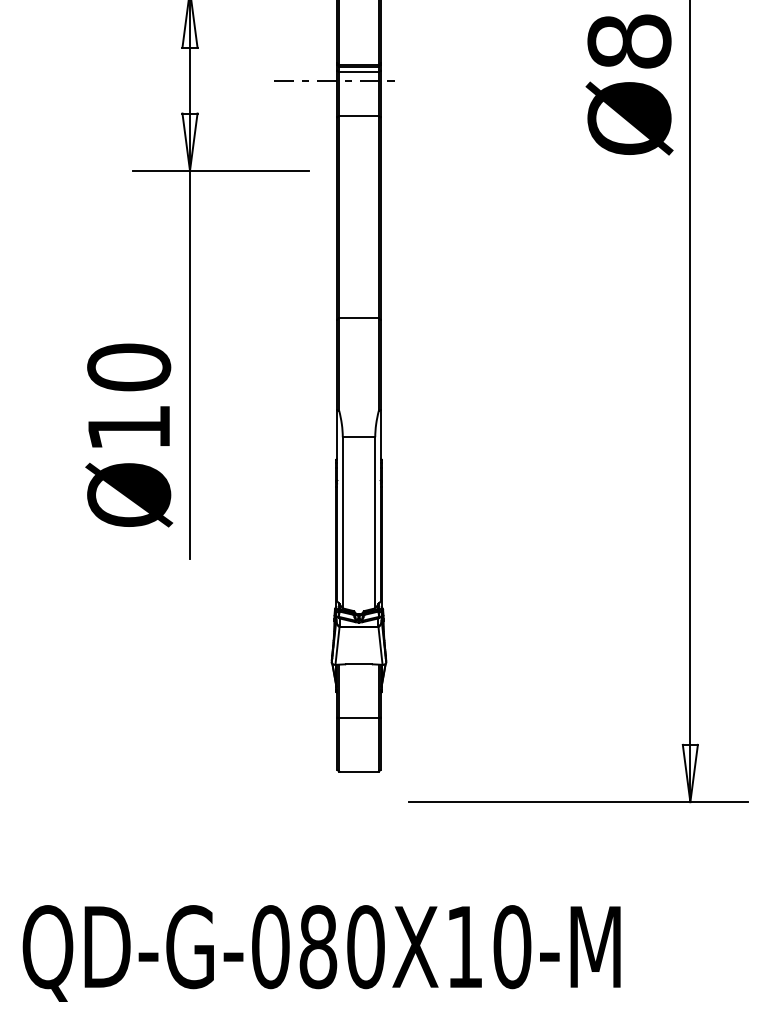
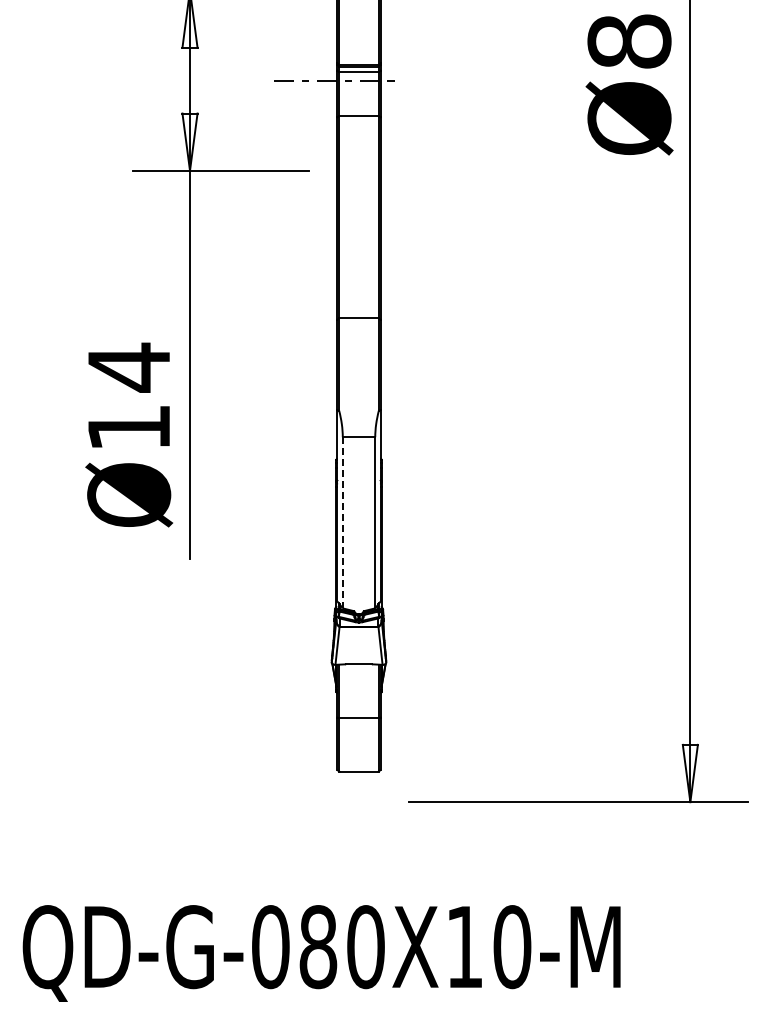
text: Ø10 -> Ø14 (129, 367)
line: solid -> dashed (342, 522)
